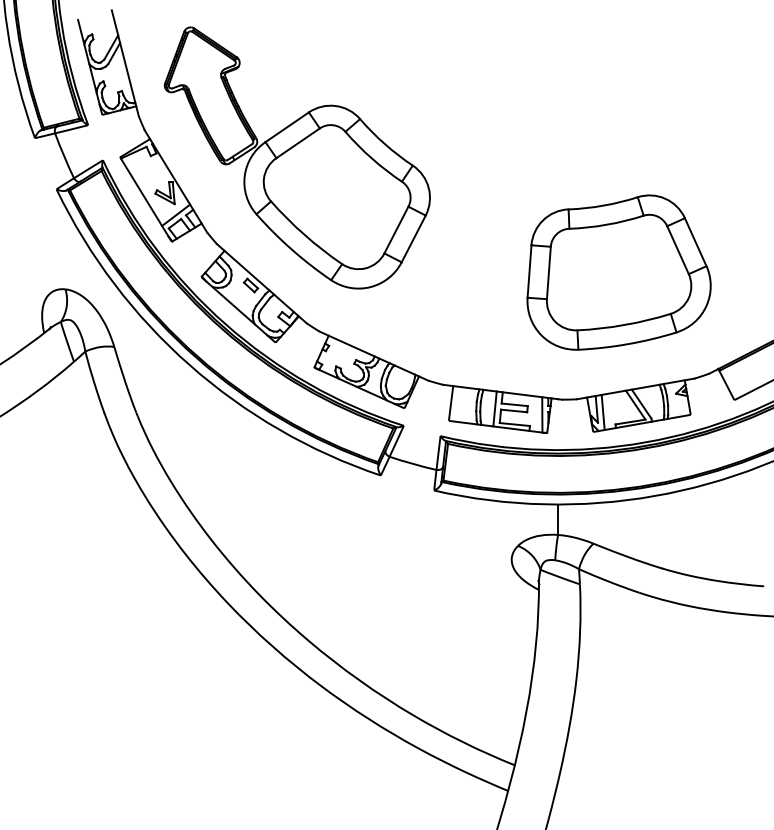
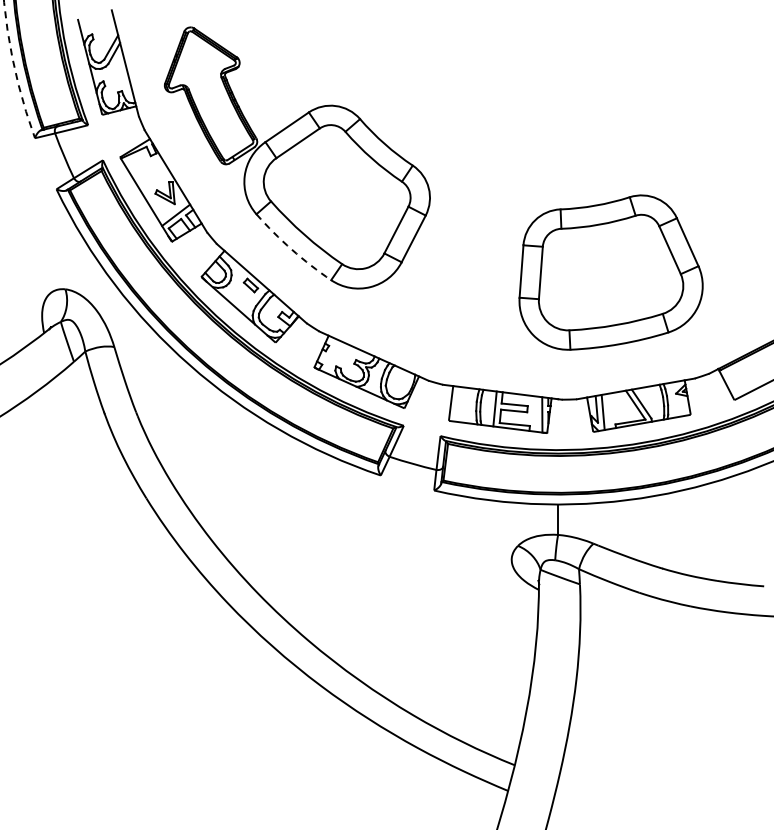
arc: solid -> dashed (15, 71)
arc: solid -> dashed (291, 249)
part position: (618, 272) -> (610, 272) (610, 272)
